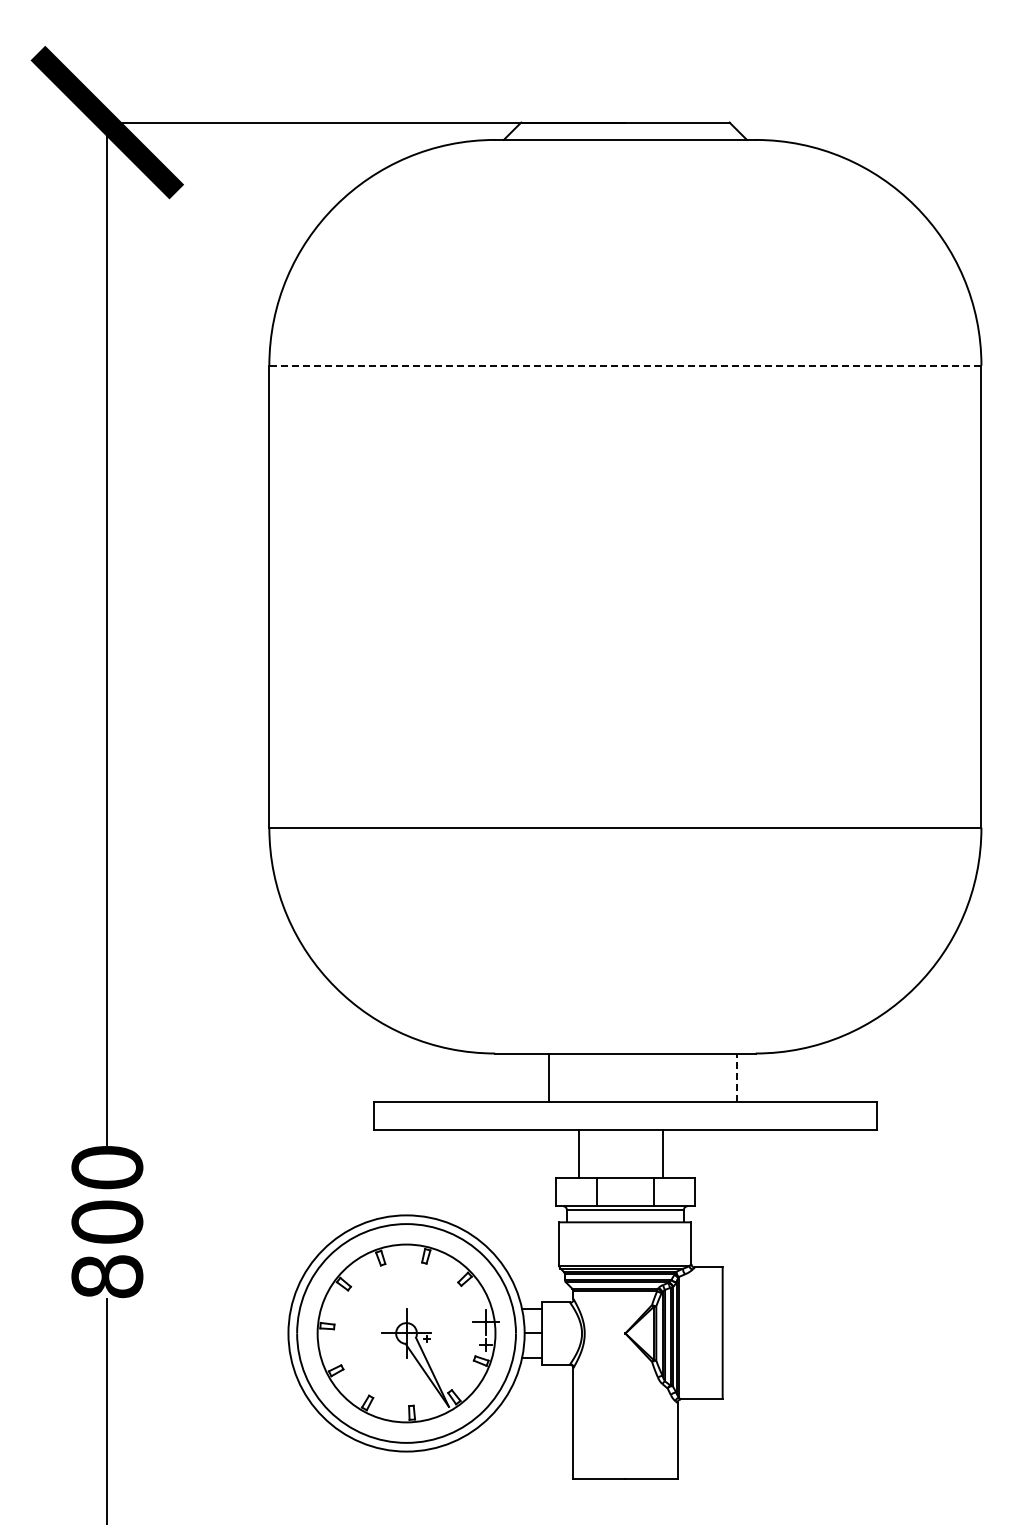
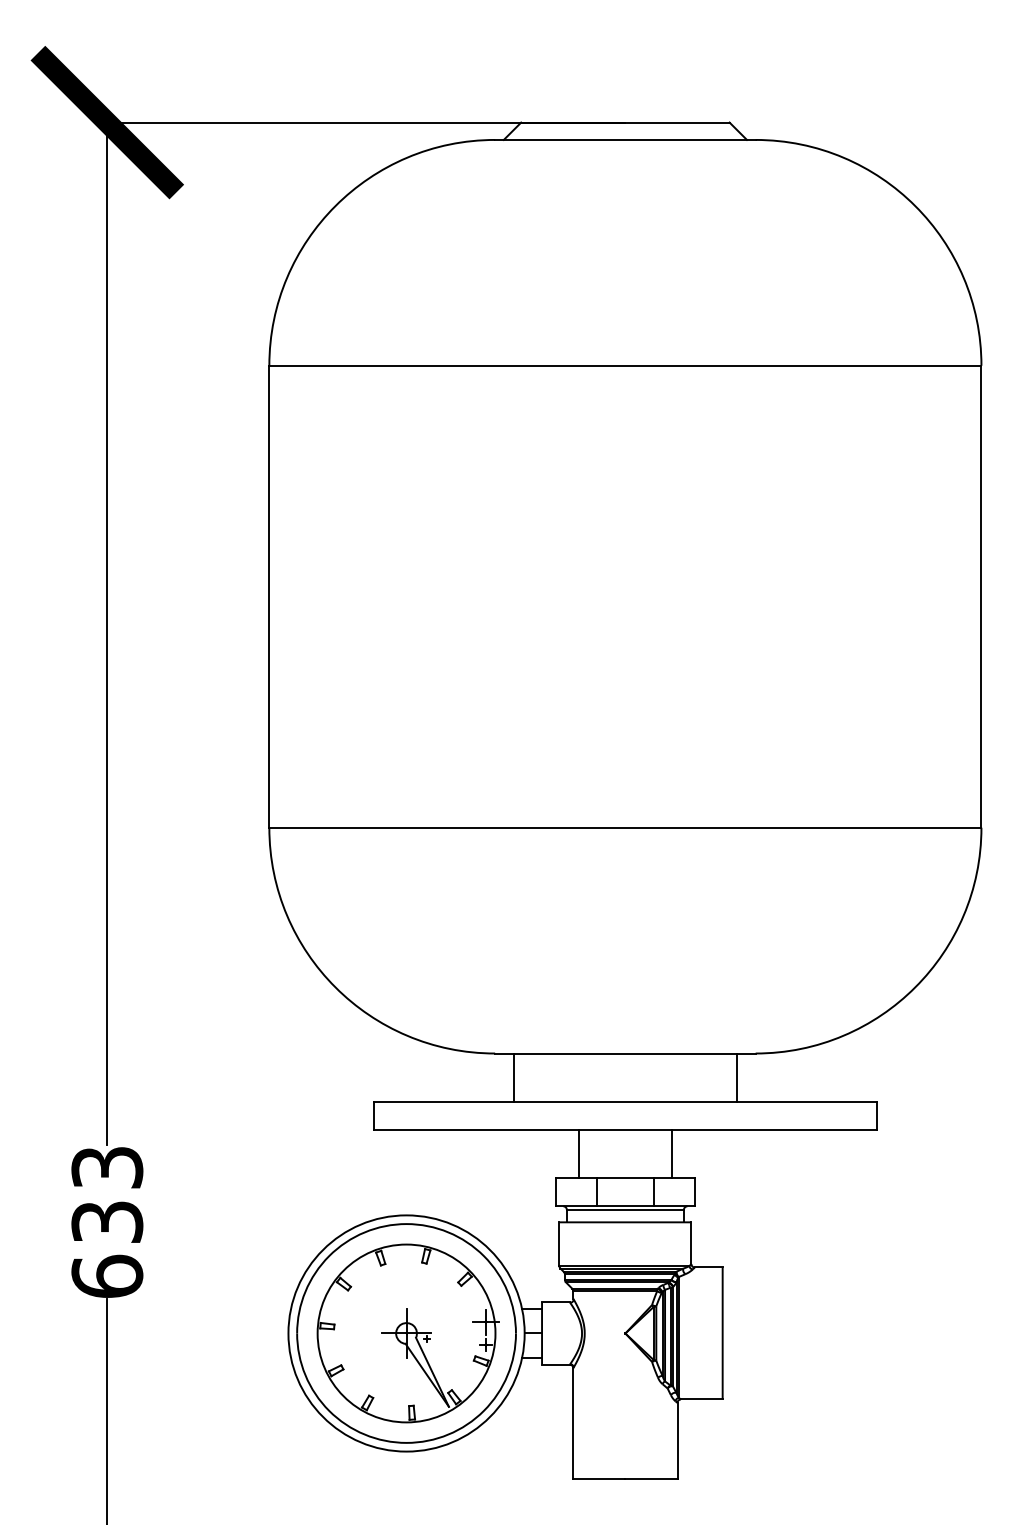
line: dashed -> solid (624, 365)
line position: (549, 1077) -> (514, 1077) (514, 1077)
line: dashed -> solid (736, 1077)
line position: (663, 1153) -> (672, 1153) (672, 1153)
text: 800 -> 633 (107, 1222)
